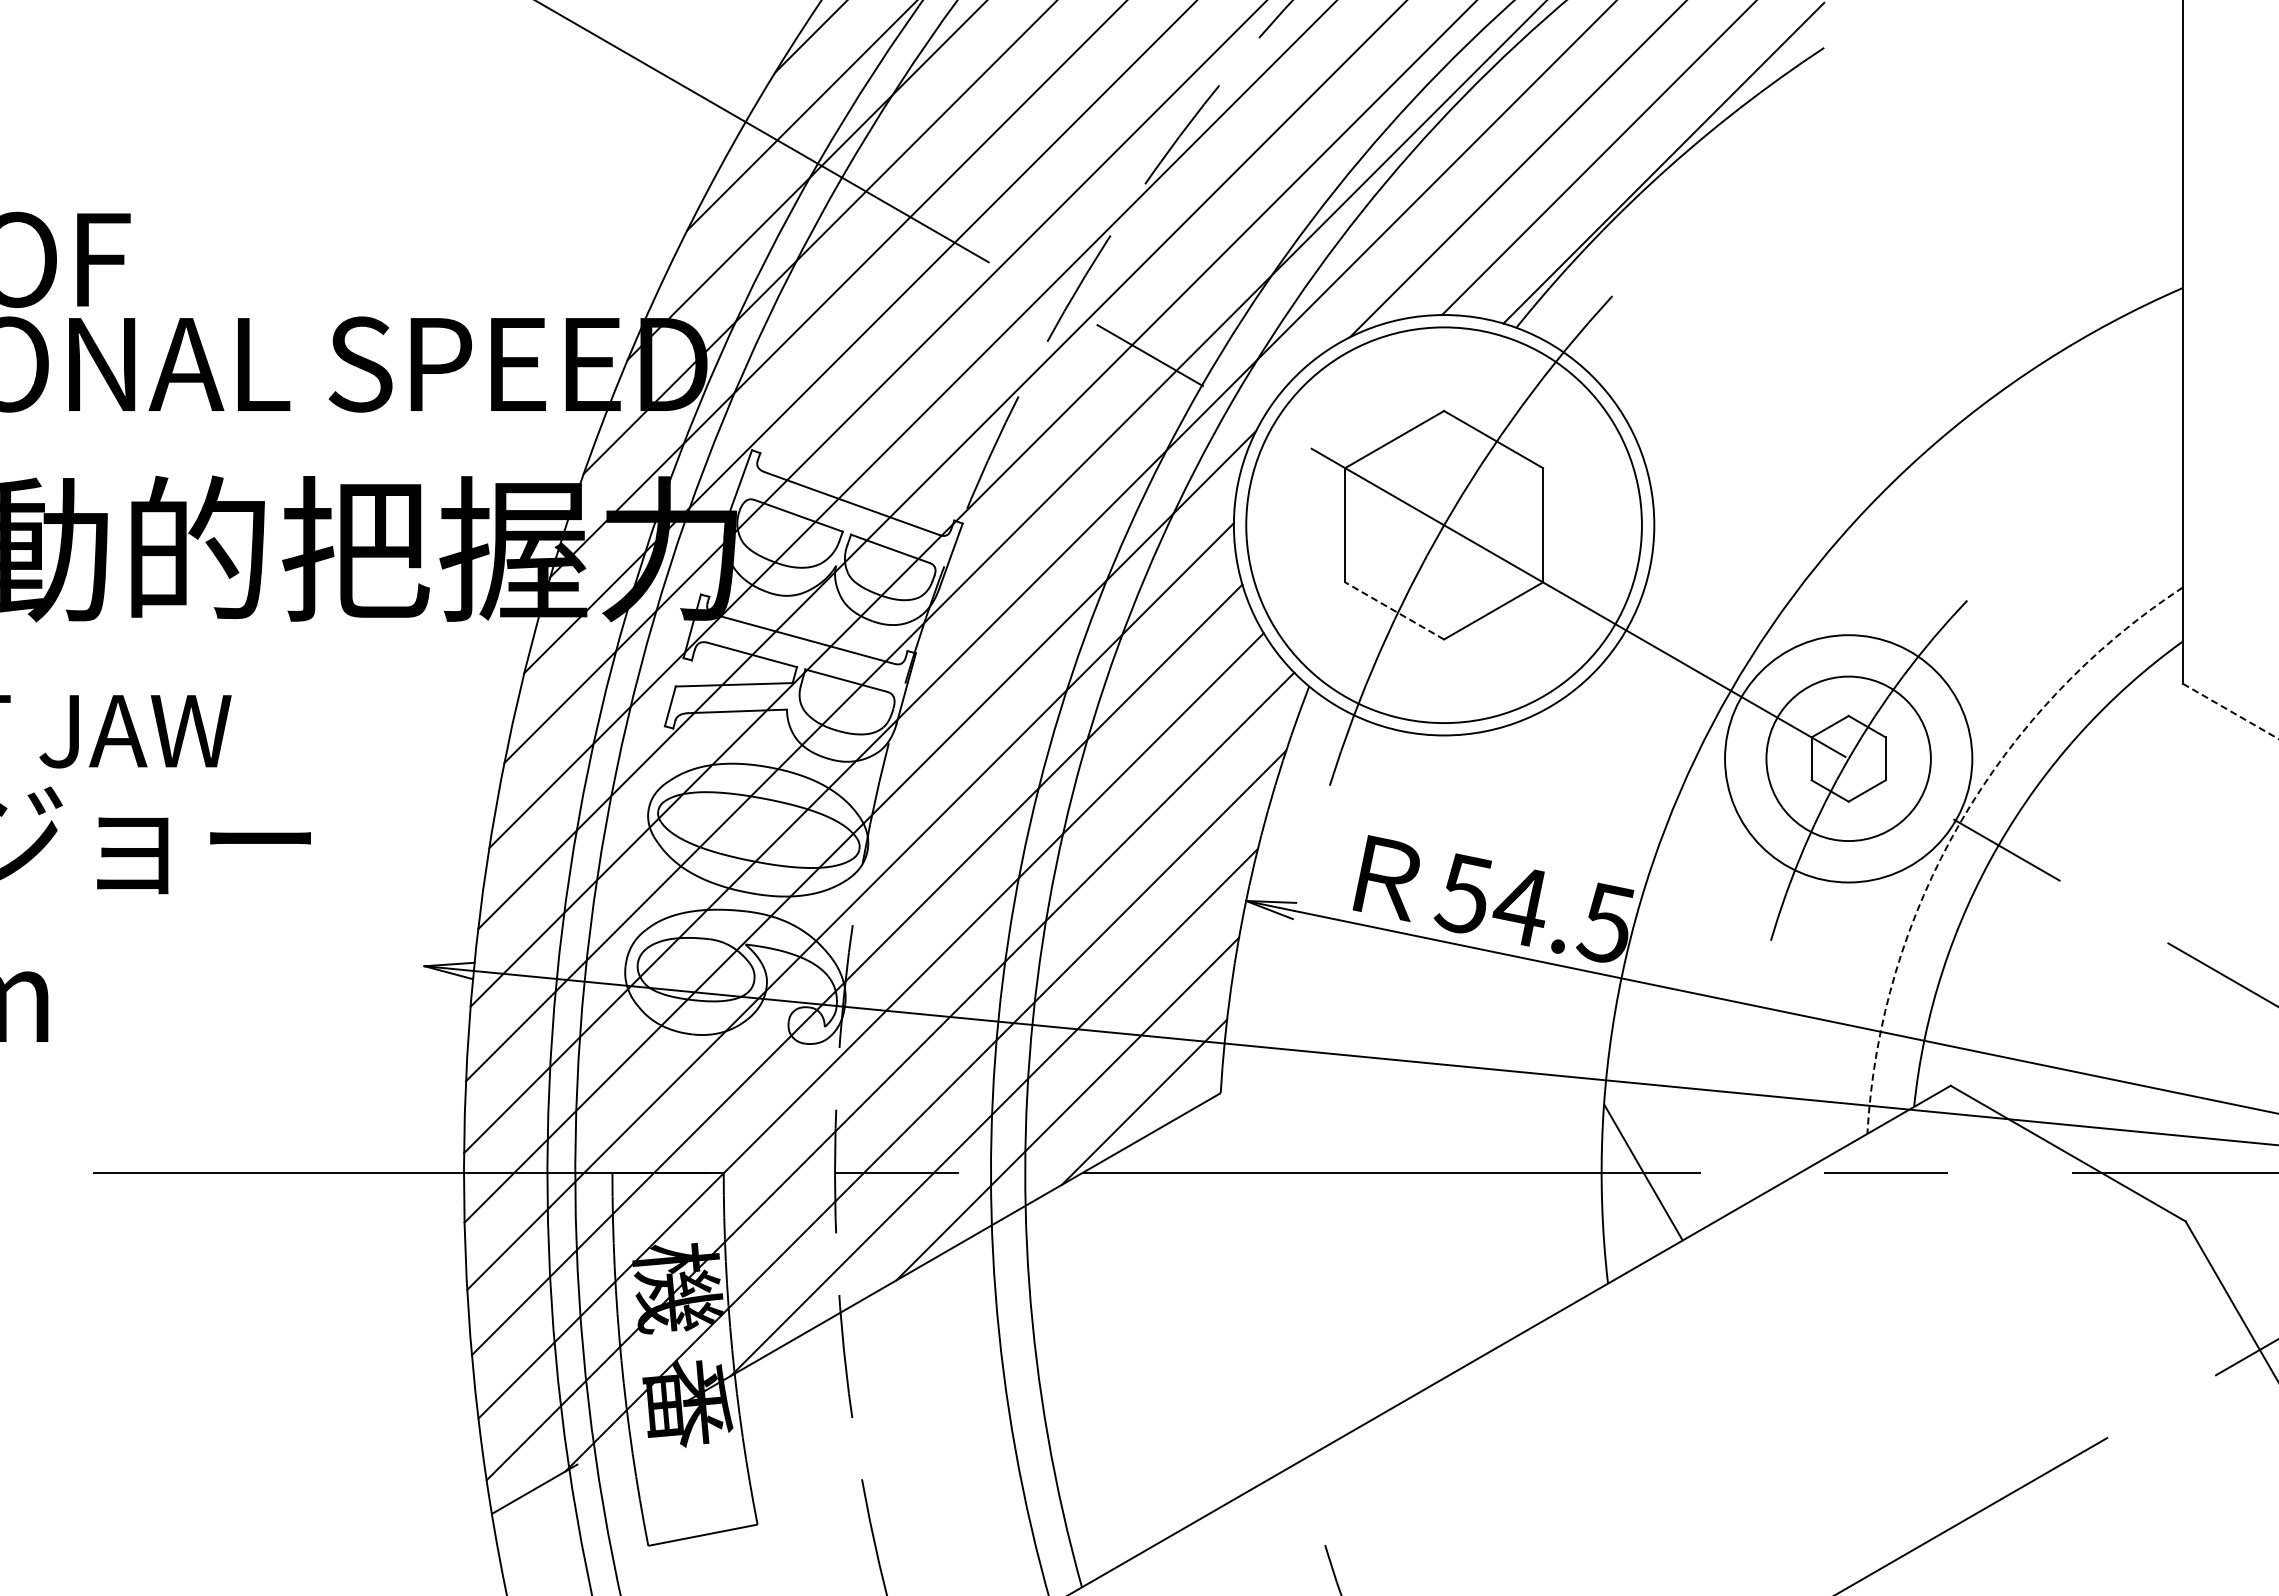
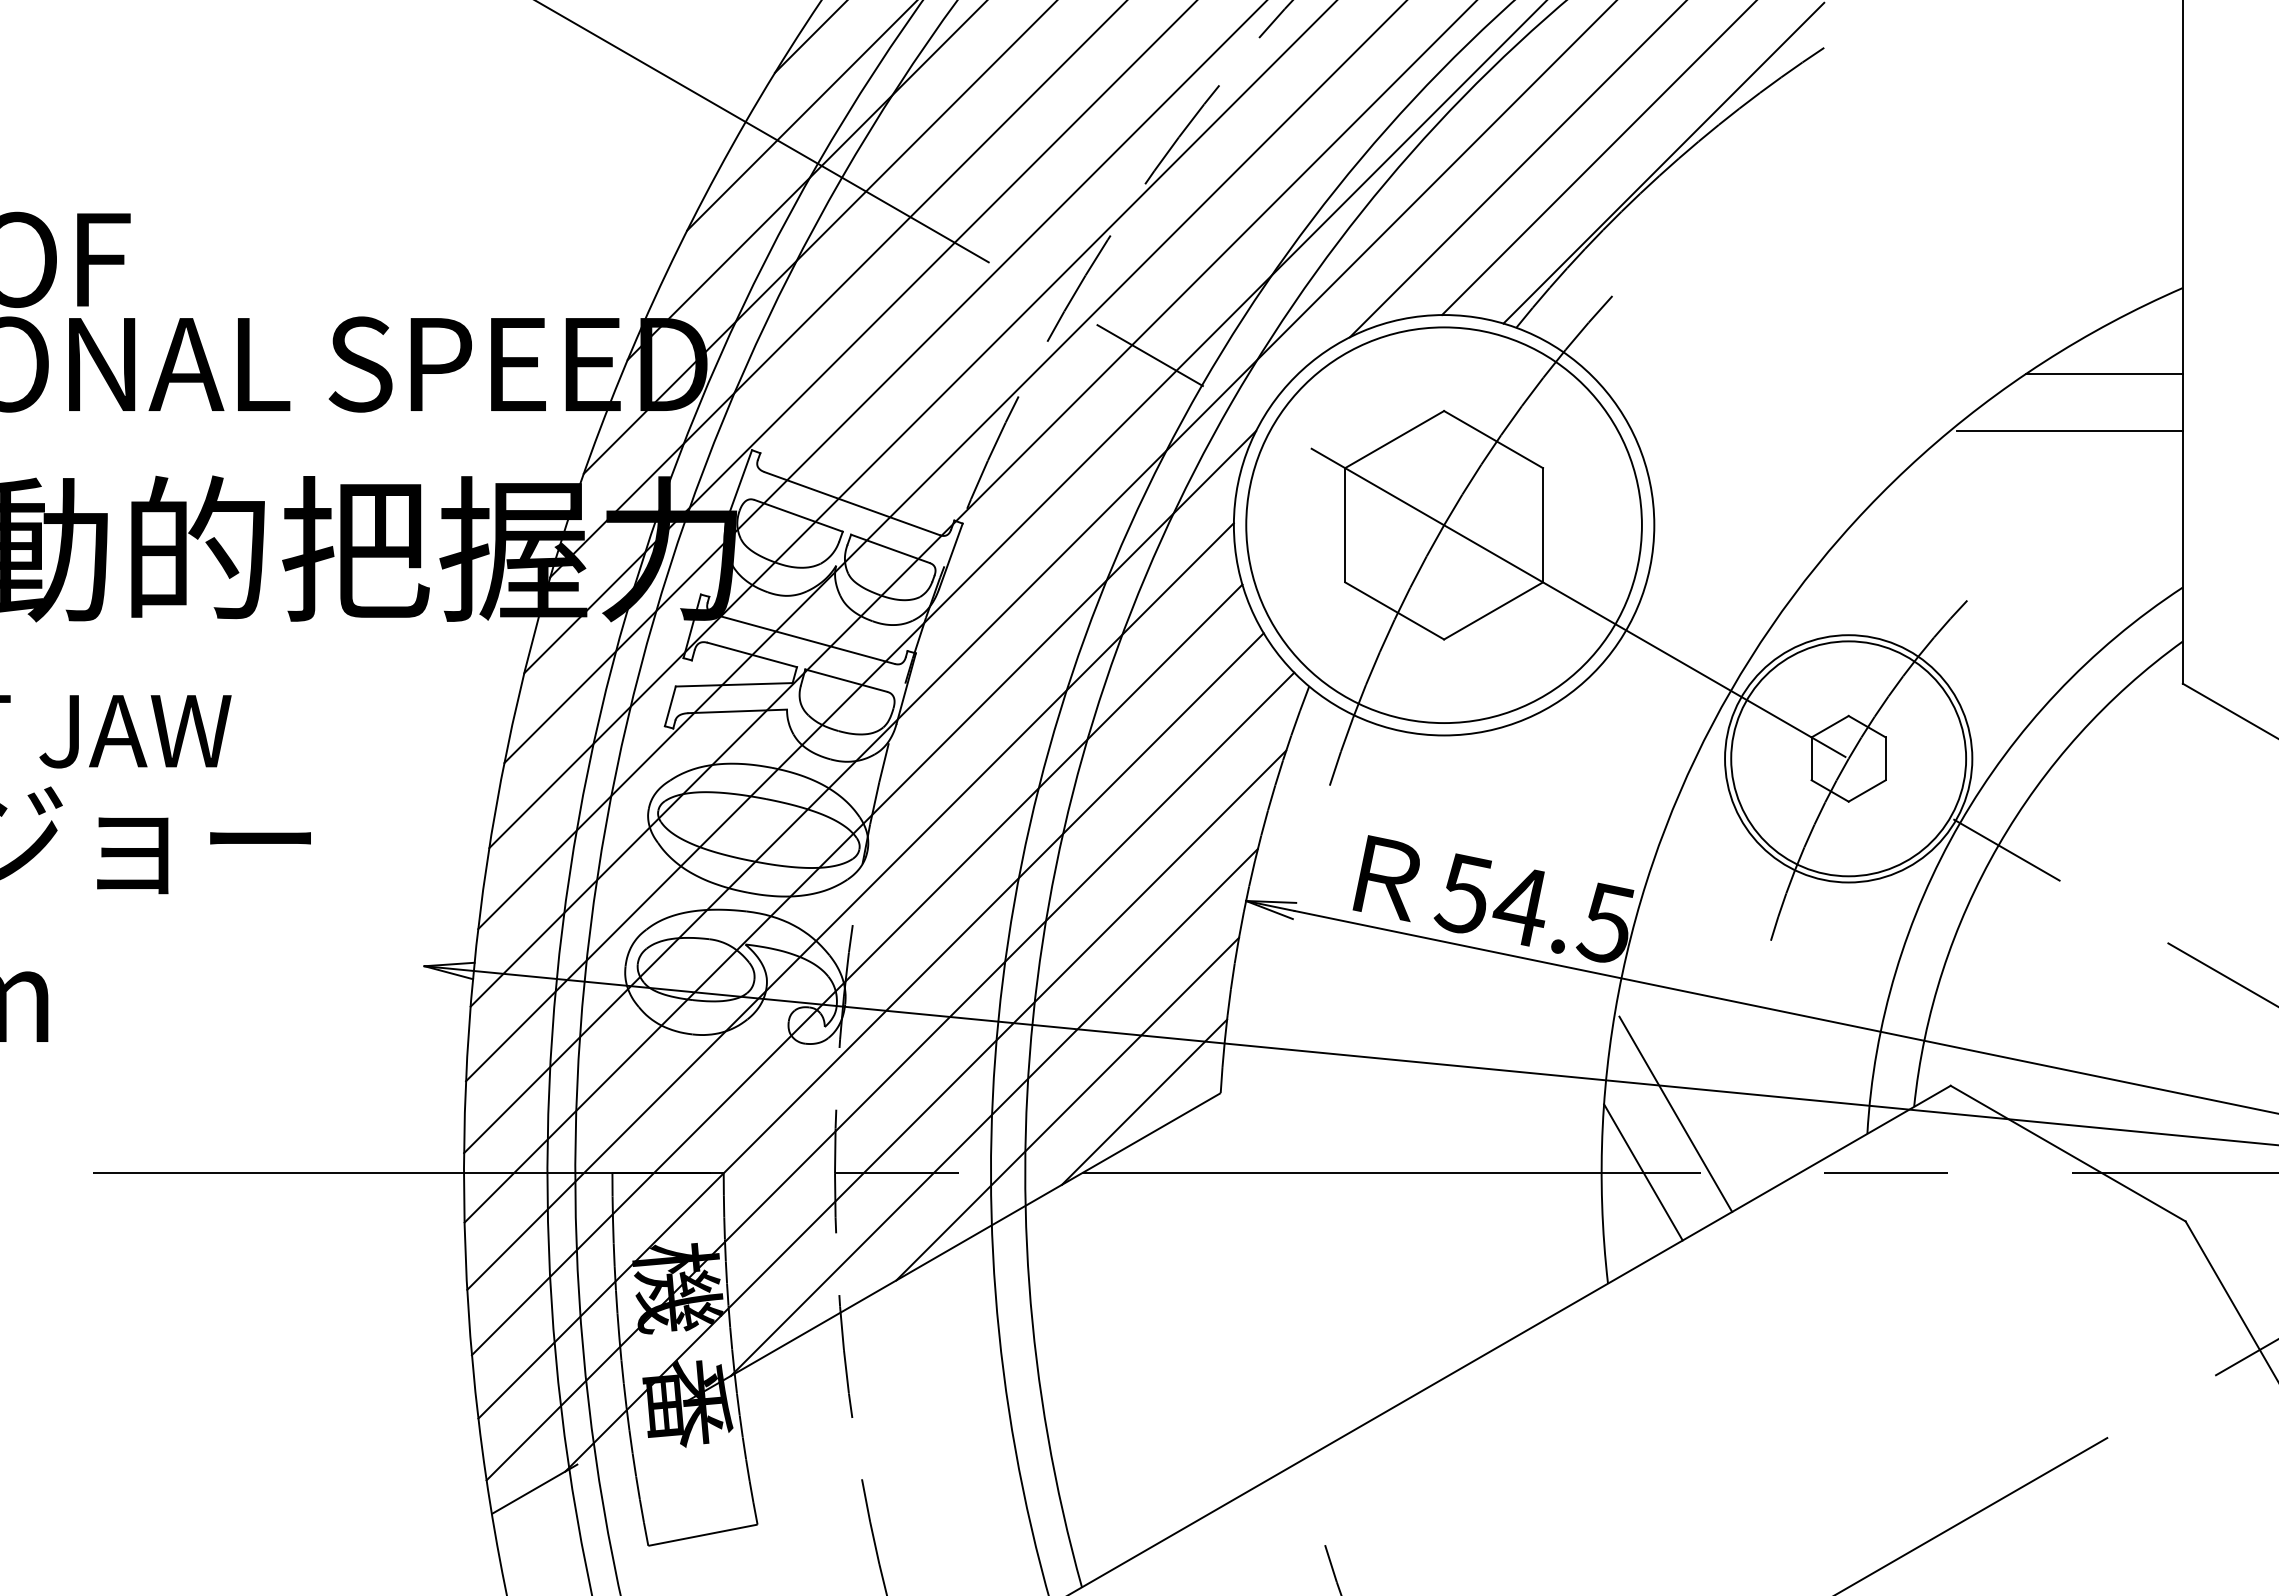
line: none -> present (2103, 374)
line: none -> present (2069, 431)
line: dashed -> solid (1394, 610)
line: dashed -> solid (2231, 711)
circle diameter: 164 px -> 235 px (1848, 758)
arc: dashed -> solid (1960, 823)
line: none -> present (1675, 1113)
